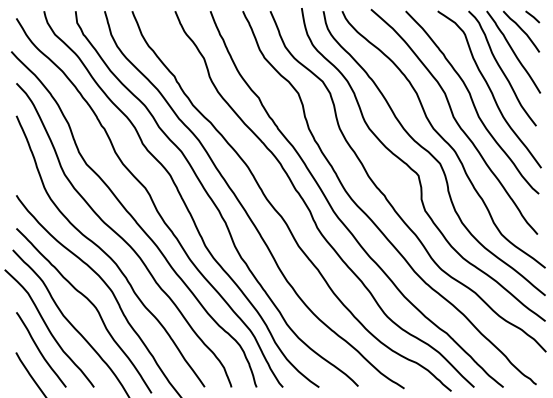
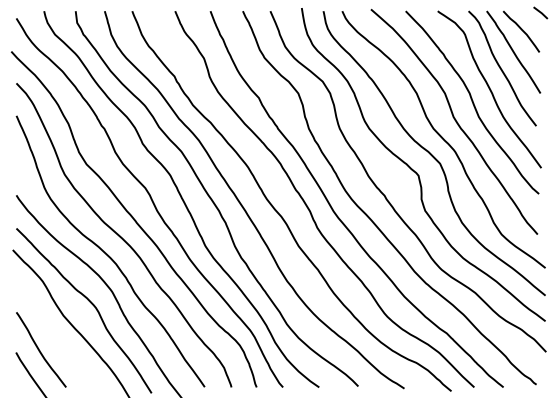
line position: (532, 16) -> (540, 12) (540, 12)
curve: present -> none (49, 328)
